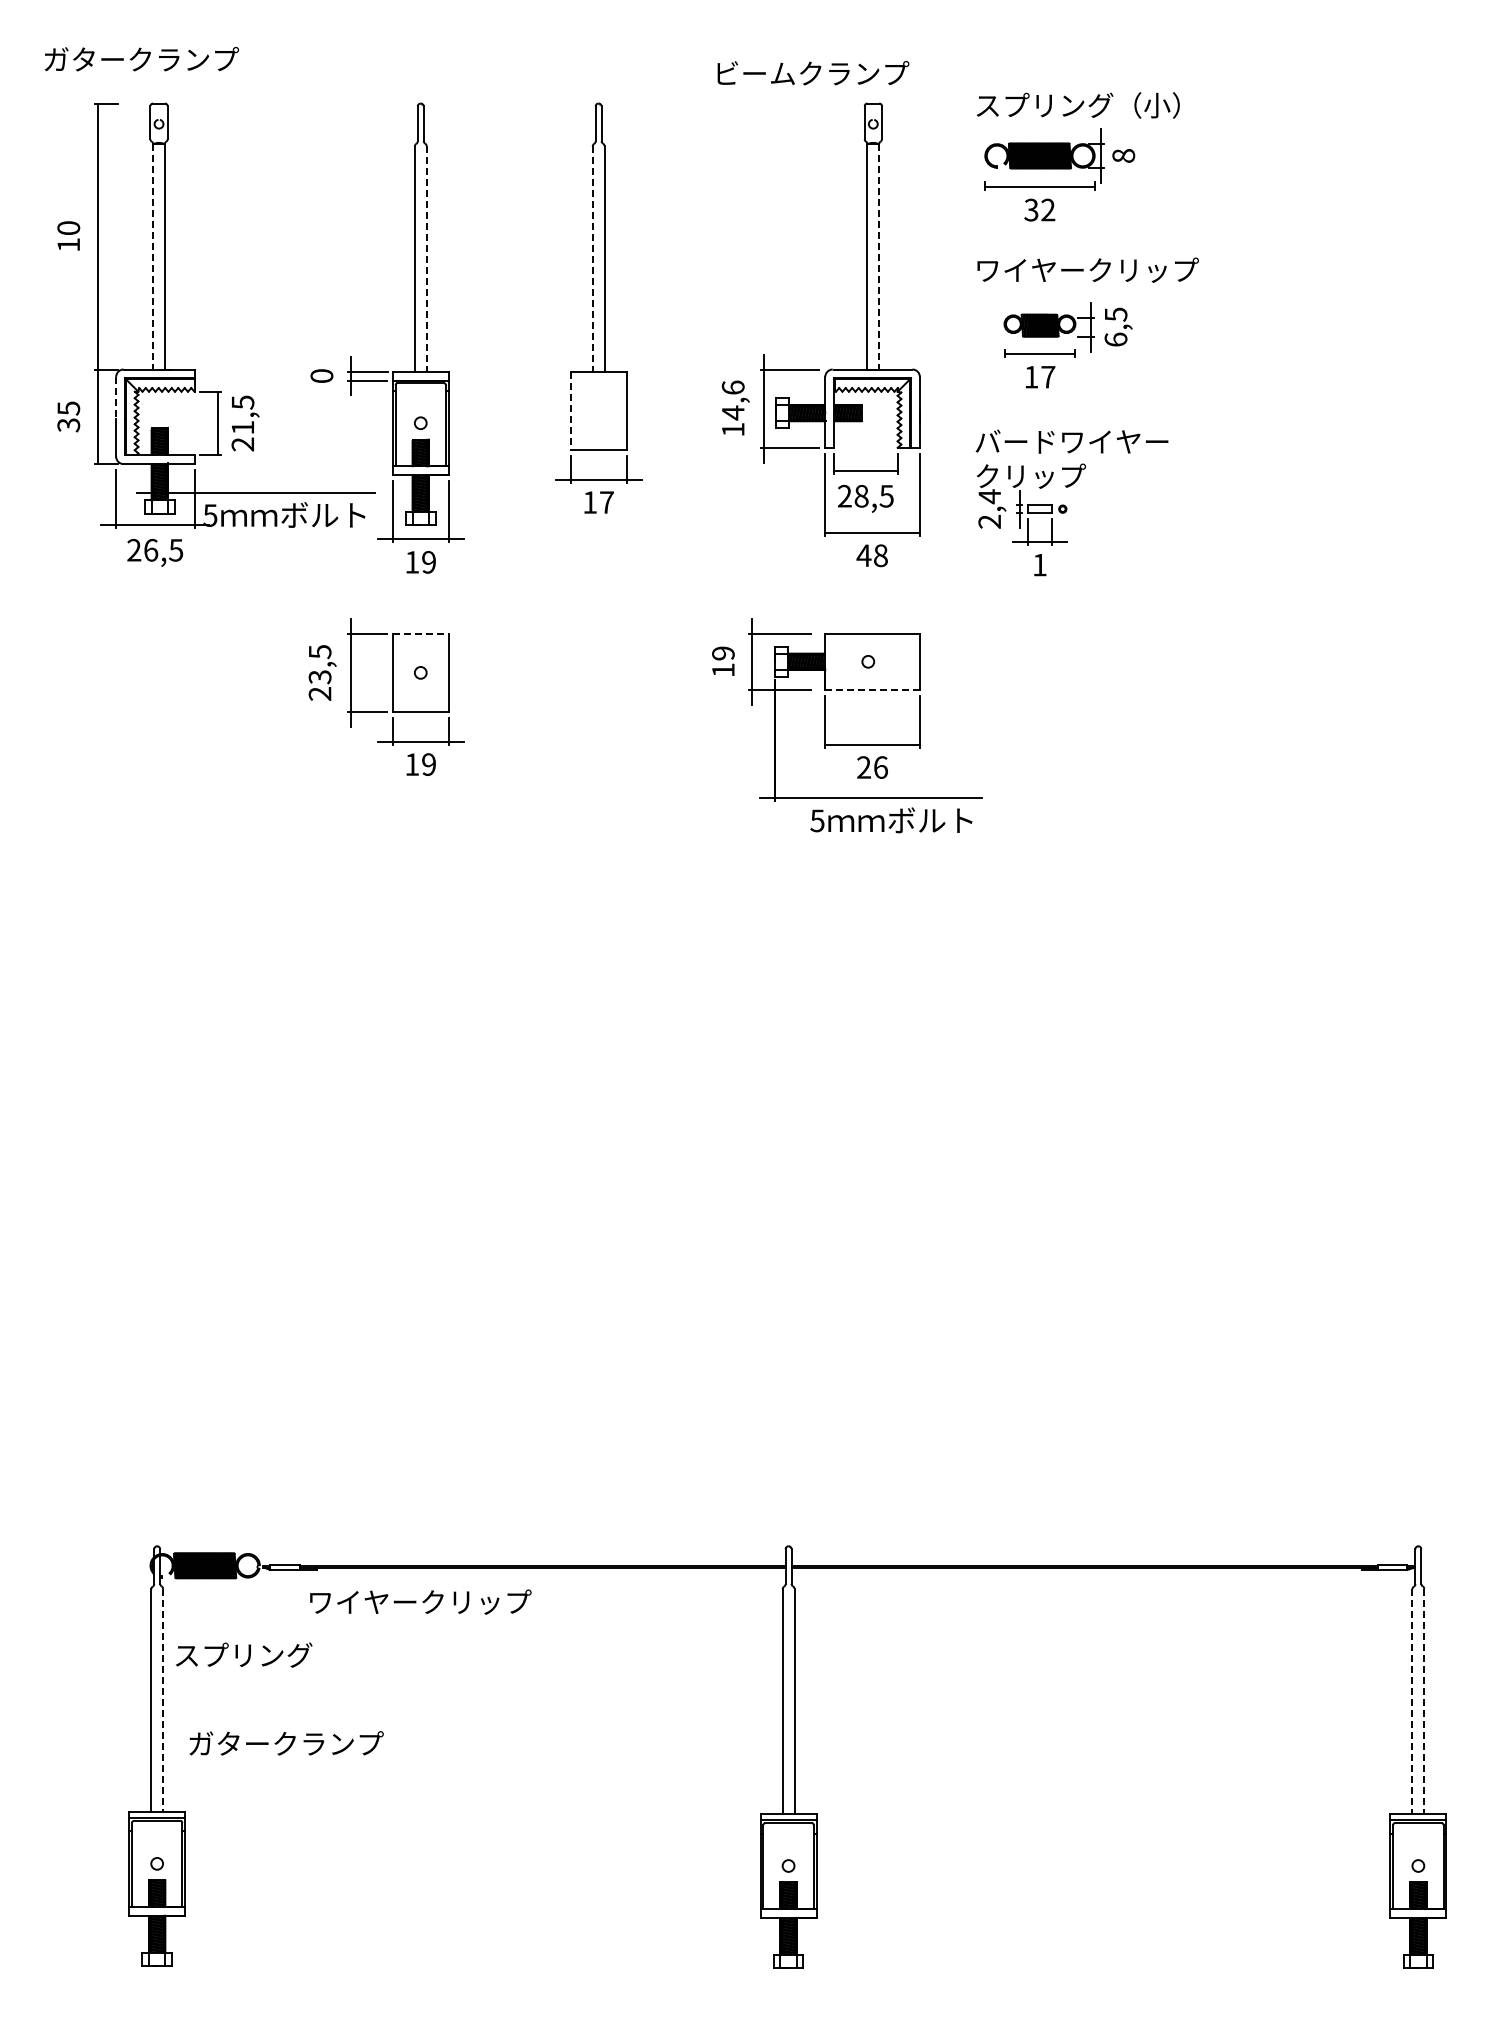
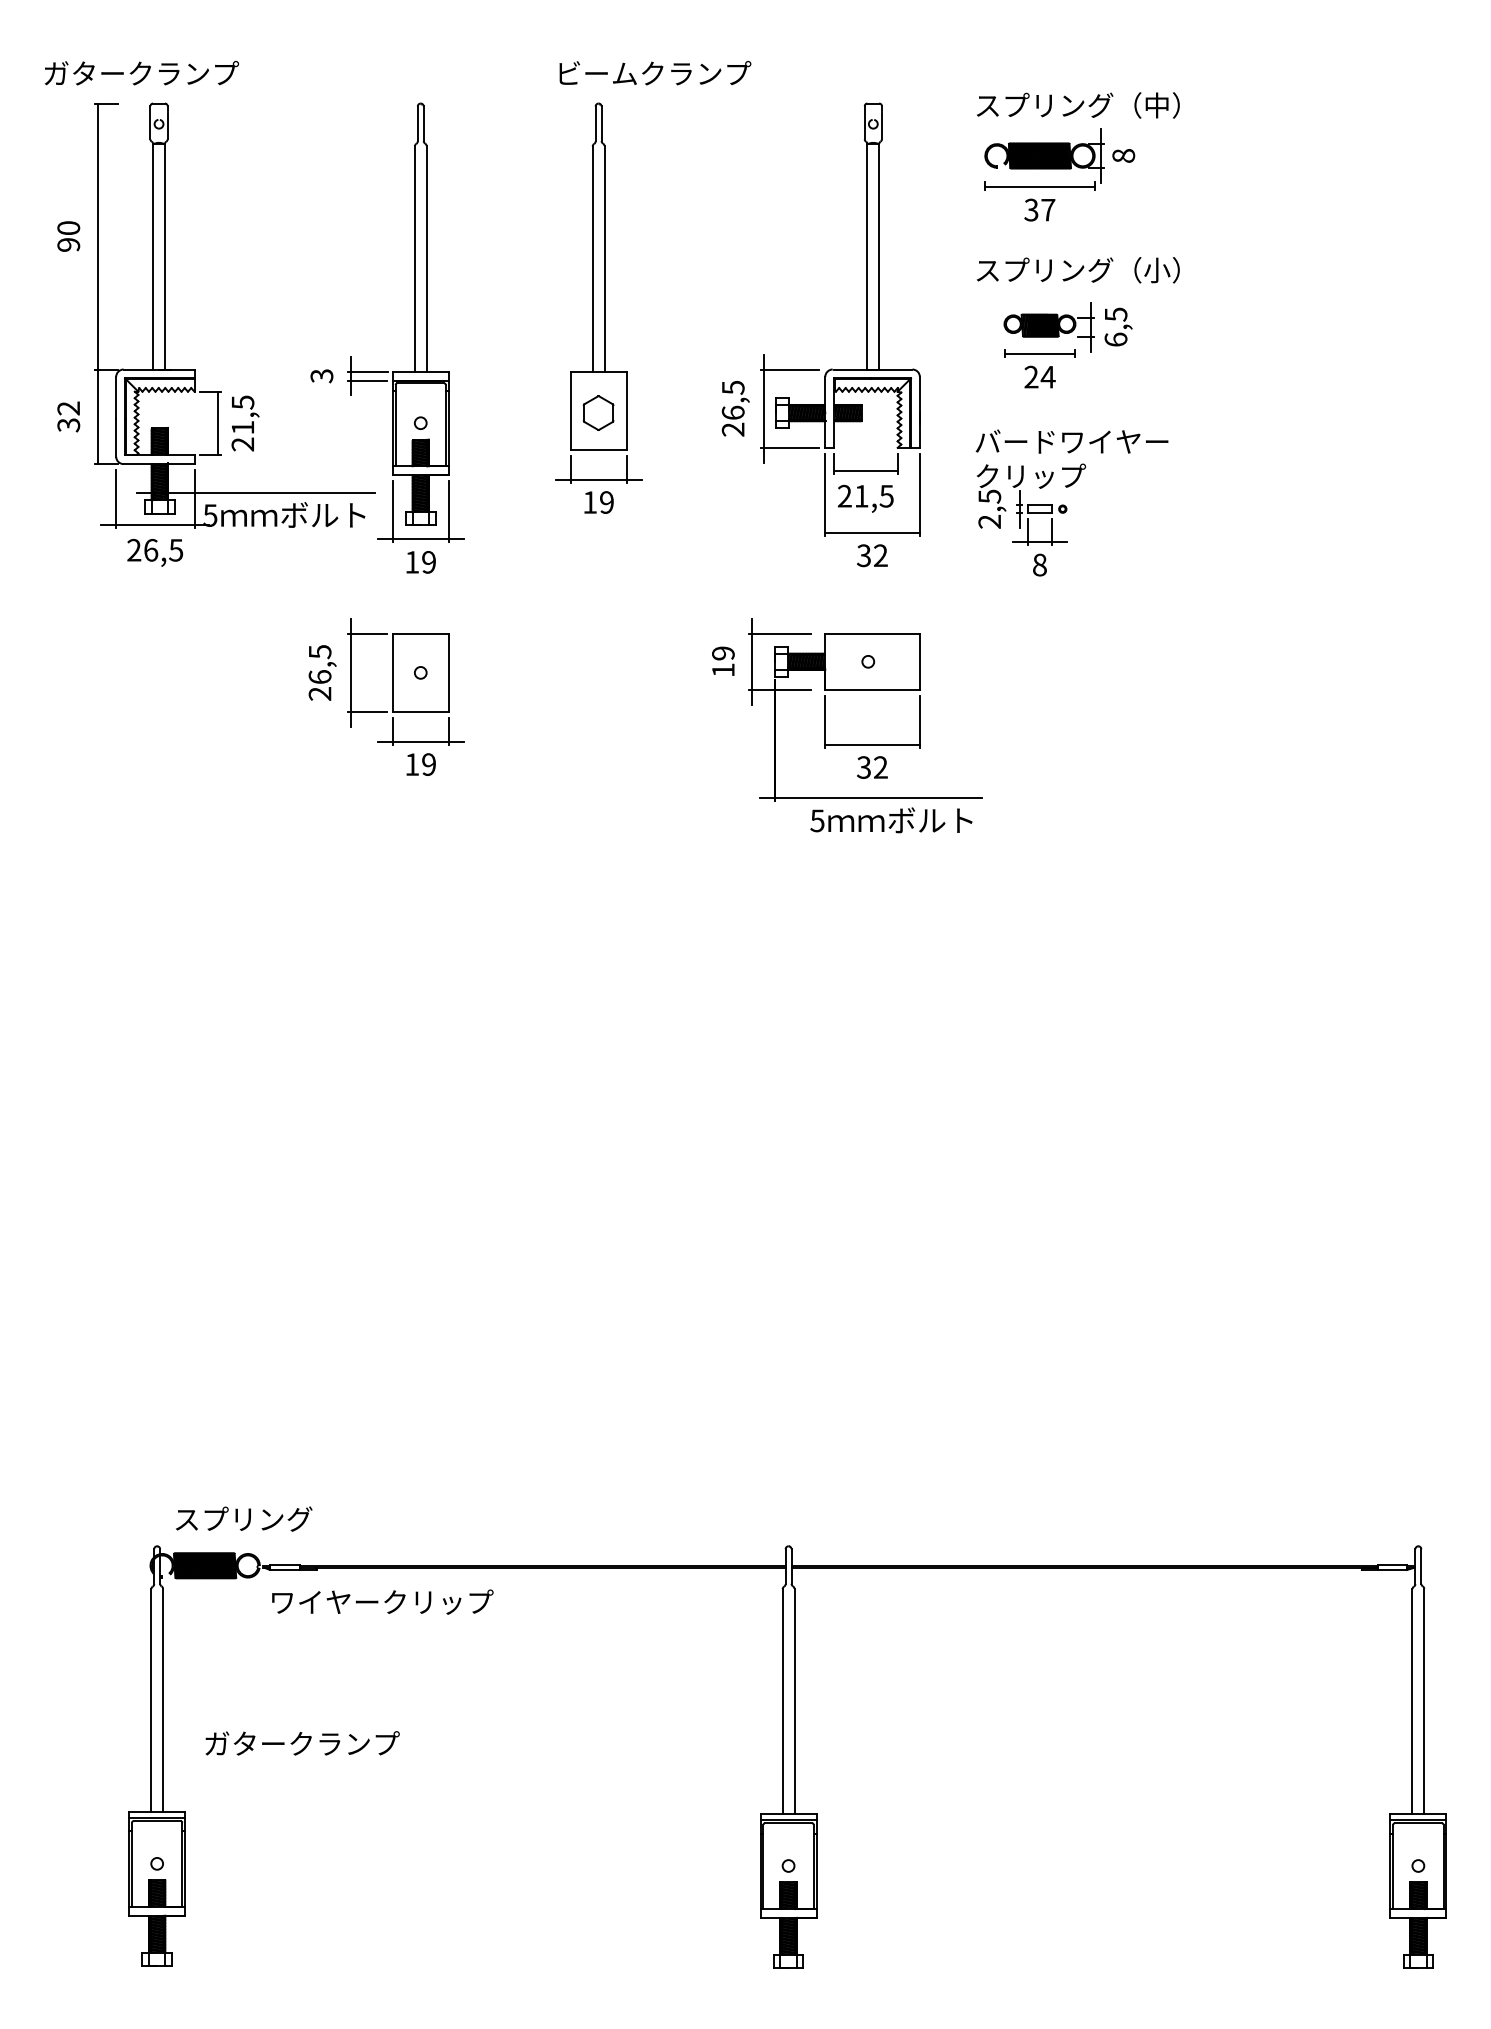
text position: (141, 59) -> (141, 73) (141, 73)
text position: (813, 73) -> (655, 73) (655, 73)
text: スプリング（小） -> スプリング（中） (1157, 105)
text: 32 -> 37 (1048, 209)
text: 10 -> 90 (68, 244)
line: dashed -> solid (153, 256)
line: dashed -> solid (879, 256)
line: dashed -> solid (426, 258)
line: dashed -> solid (592, 258)
text: ワイヤークリップ -> スプリング（小） (1087, 270)
text: 0 -> 3 (321, 376)
text: 17 -> 24 (1039, 376)
line: dashed -> solid (116, 397)
text: 35 -> 32 (68, 408)
text: 14,6 -> 26,5 (732, 408)
line: dashed -> solid (570, 411)
part: none -> present (598, 412)
text: 28,5 -> 21,5 (861, 496)
text: 2,4 -> 2,5 (989, 496)
text: 17 -> 19 (606, 502)
text: 48 -> 32 (871, 555)
text: 1 -> 8 (1039, 564)
line: dashed -> solid (421, 633)
text: 23,5 -> 26,5 (319, 677)
line: dashed -> solid (873, 689)
text: 26 -> 32 (872, 767)
text position: (420, 1601) -> (382, 1601) (382, 1601)
text position: (244, 1654) -> (244, 1518) (244, 1518)
line: dashed -> solid (163, 1700)
line: dashed -> solid (1412, 1701)
line: dashed -> solid (1424, 1701)
text position: (286, 1743) -> (302, 1743) (302, 1743)
